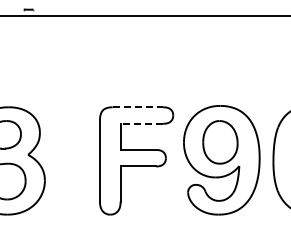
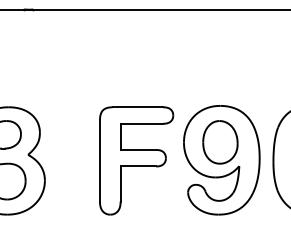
line position: (144, 15) -> (144, 9) (144, 9)
line: dashed -> solid (138, 107)
line: dashed -> solid (141, 123)
